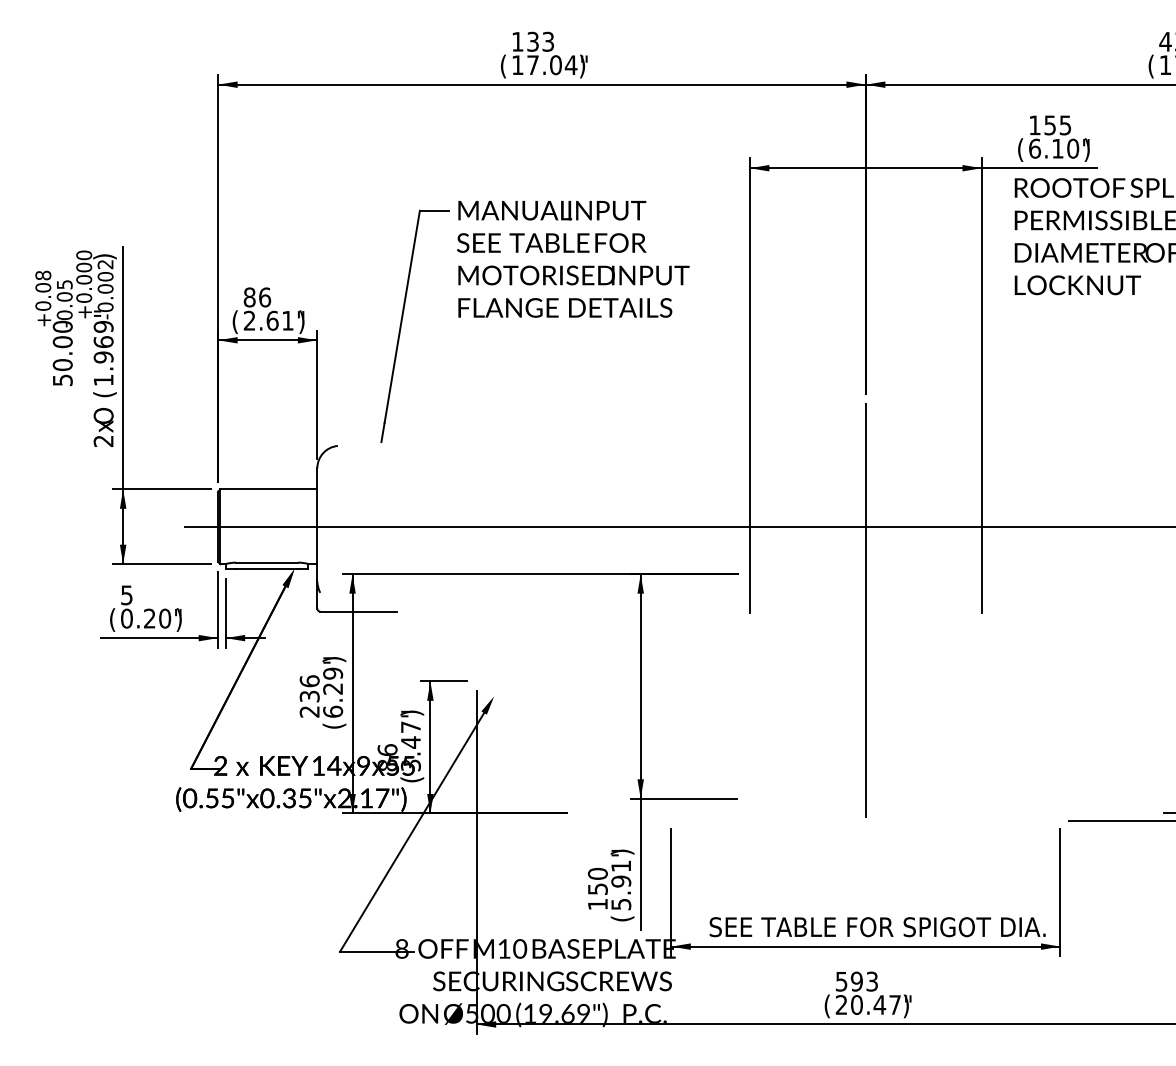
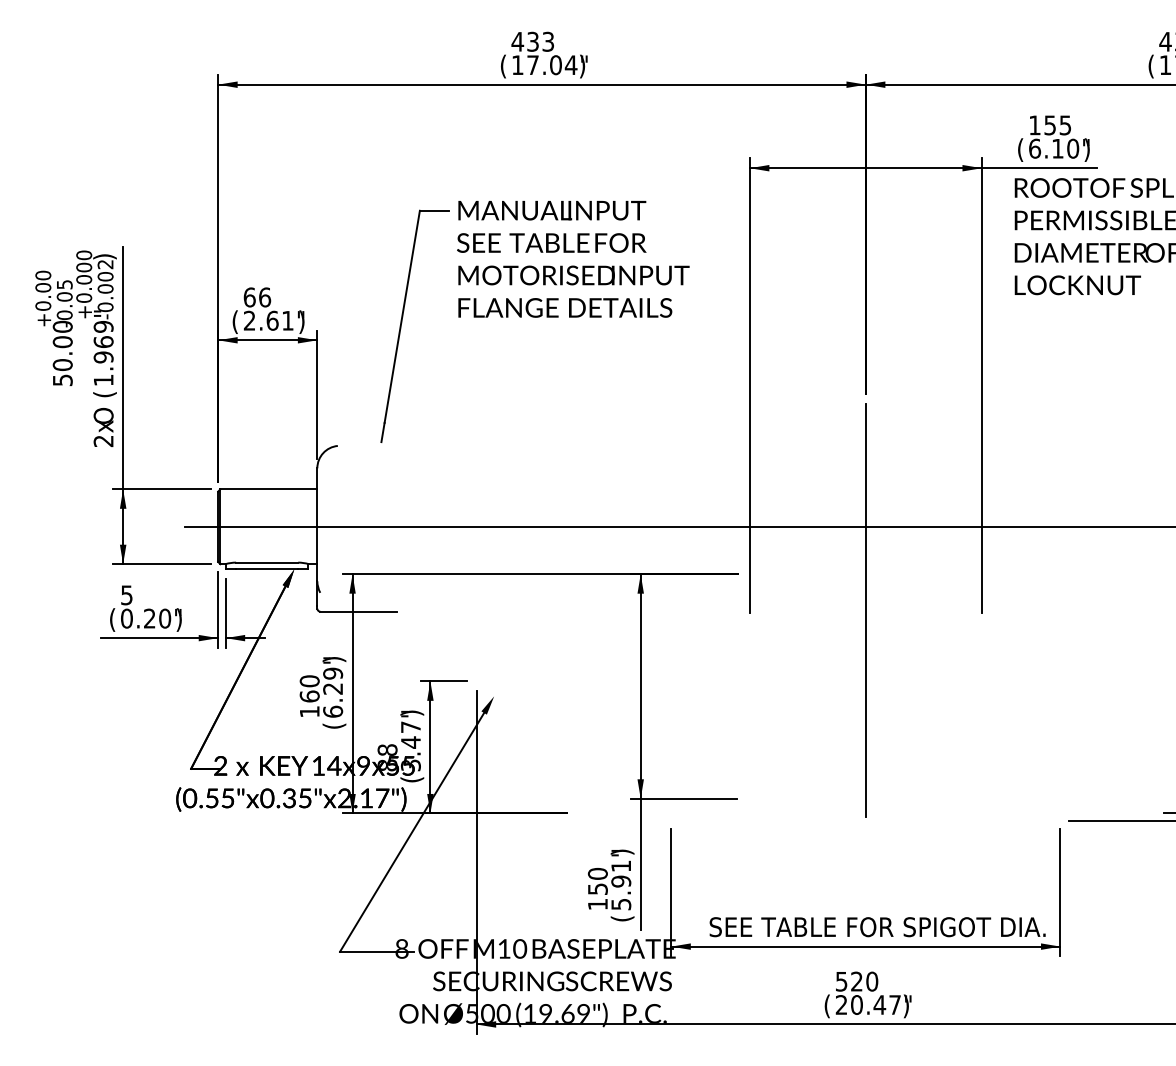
text: 133 -> 433 (517, 41)
text: +0.08 -> +0.00 (42, 275)
text: 86 -> 66 (249, 297)
text: 236 -> 160 (309, 696)
text: 86 -> 88 (387, 750)
text: 593 -> 520 (864, 981)
